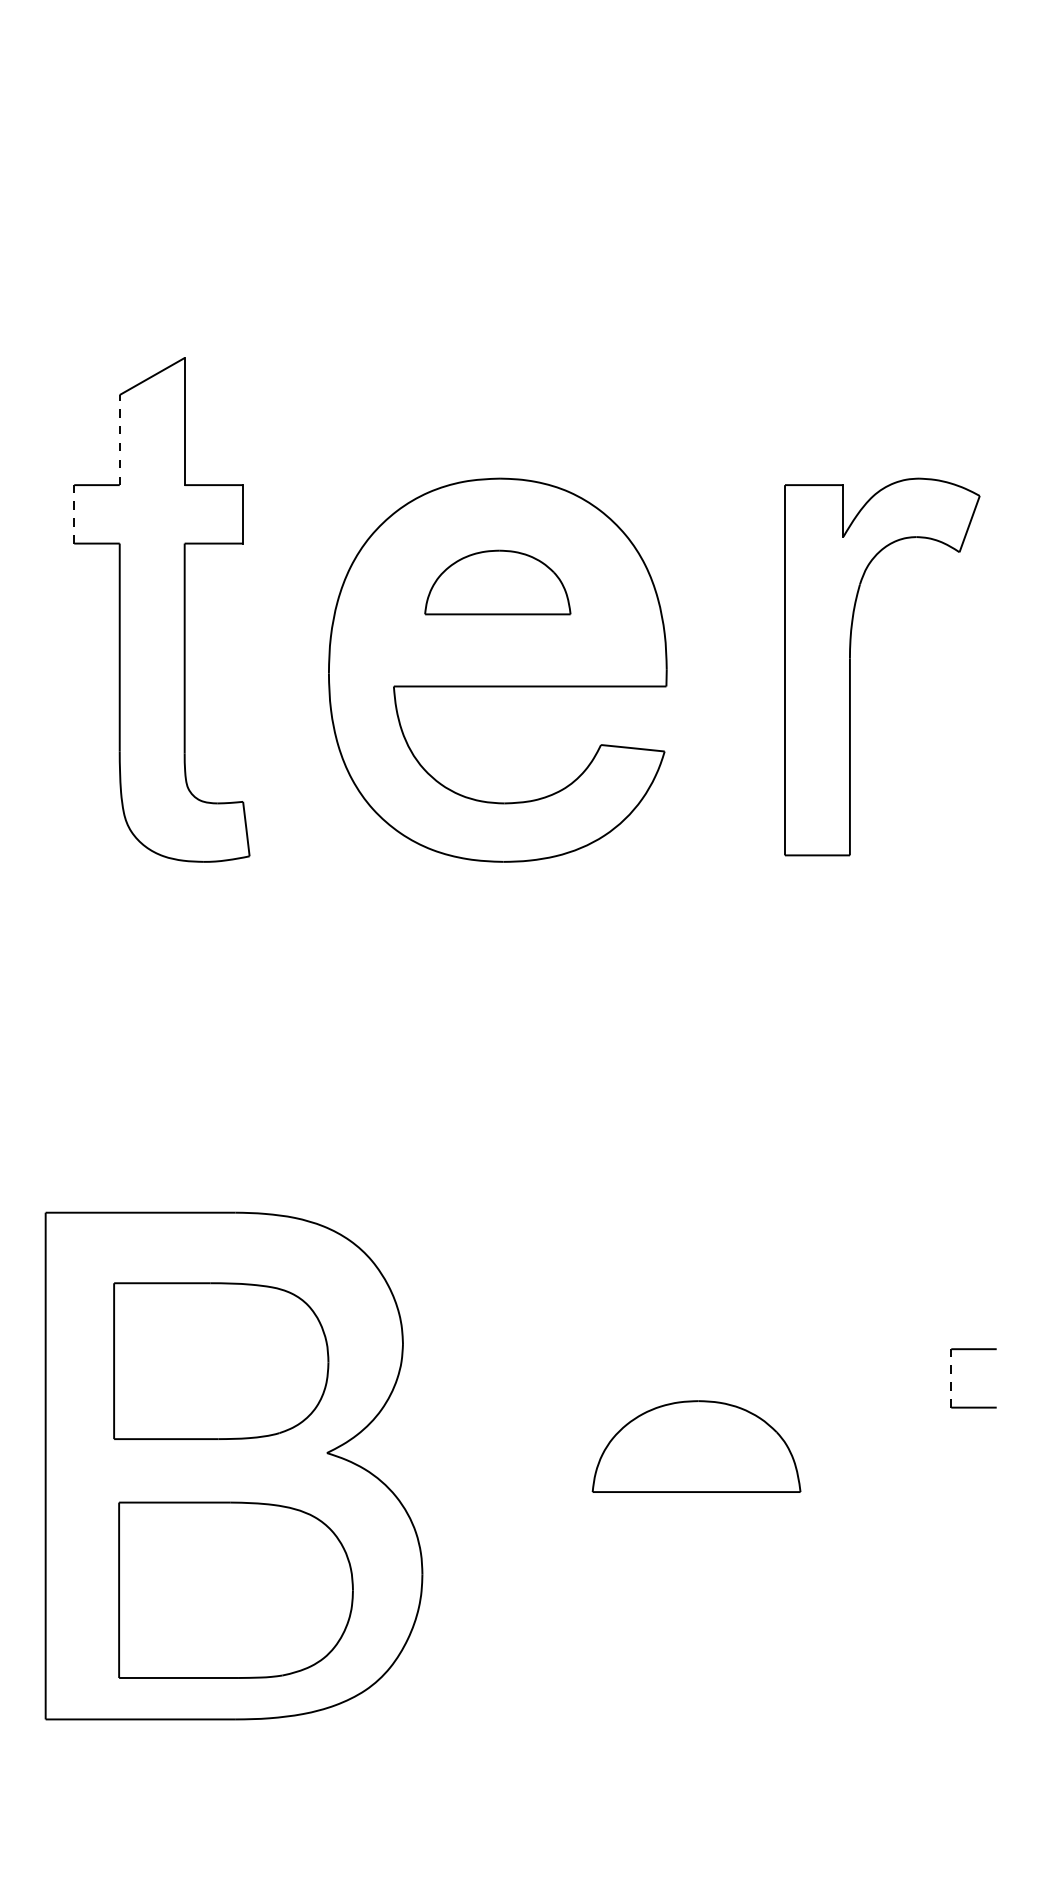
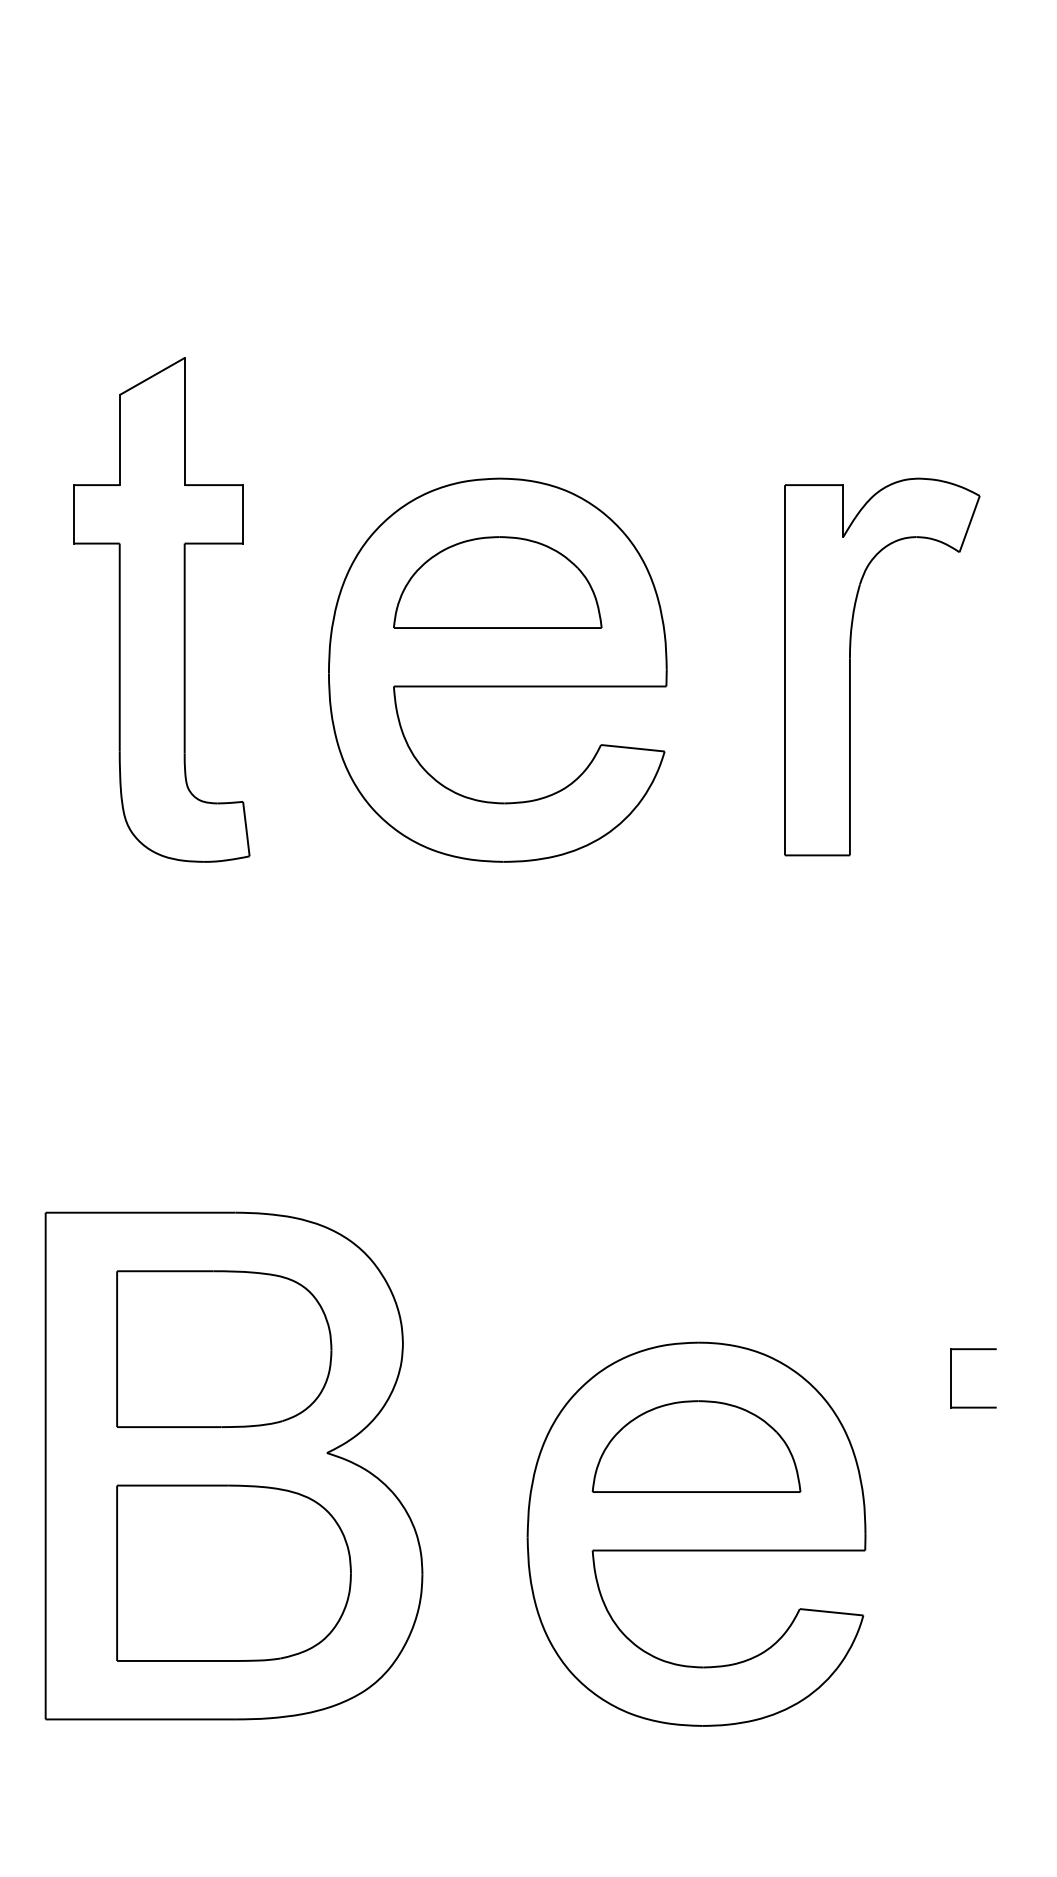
line: dashed -> solid (119, 439)
line: dashed -> solid (74, 513)
part size: 148x67 px -> 210x93 px (497, 582)
part position: (221, 1360) -> (224, 1348) (224, 1348)
line: dashed -> solid (951, 1377)
part: none -> present (696, 1533)
part position: (235, 1589) -> (233, 1572) (233, 1572)
